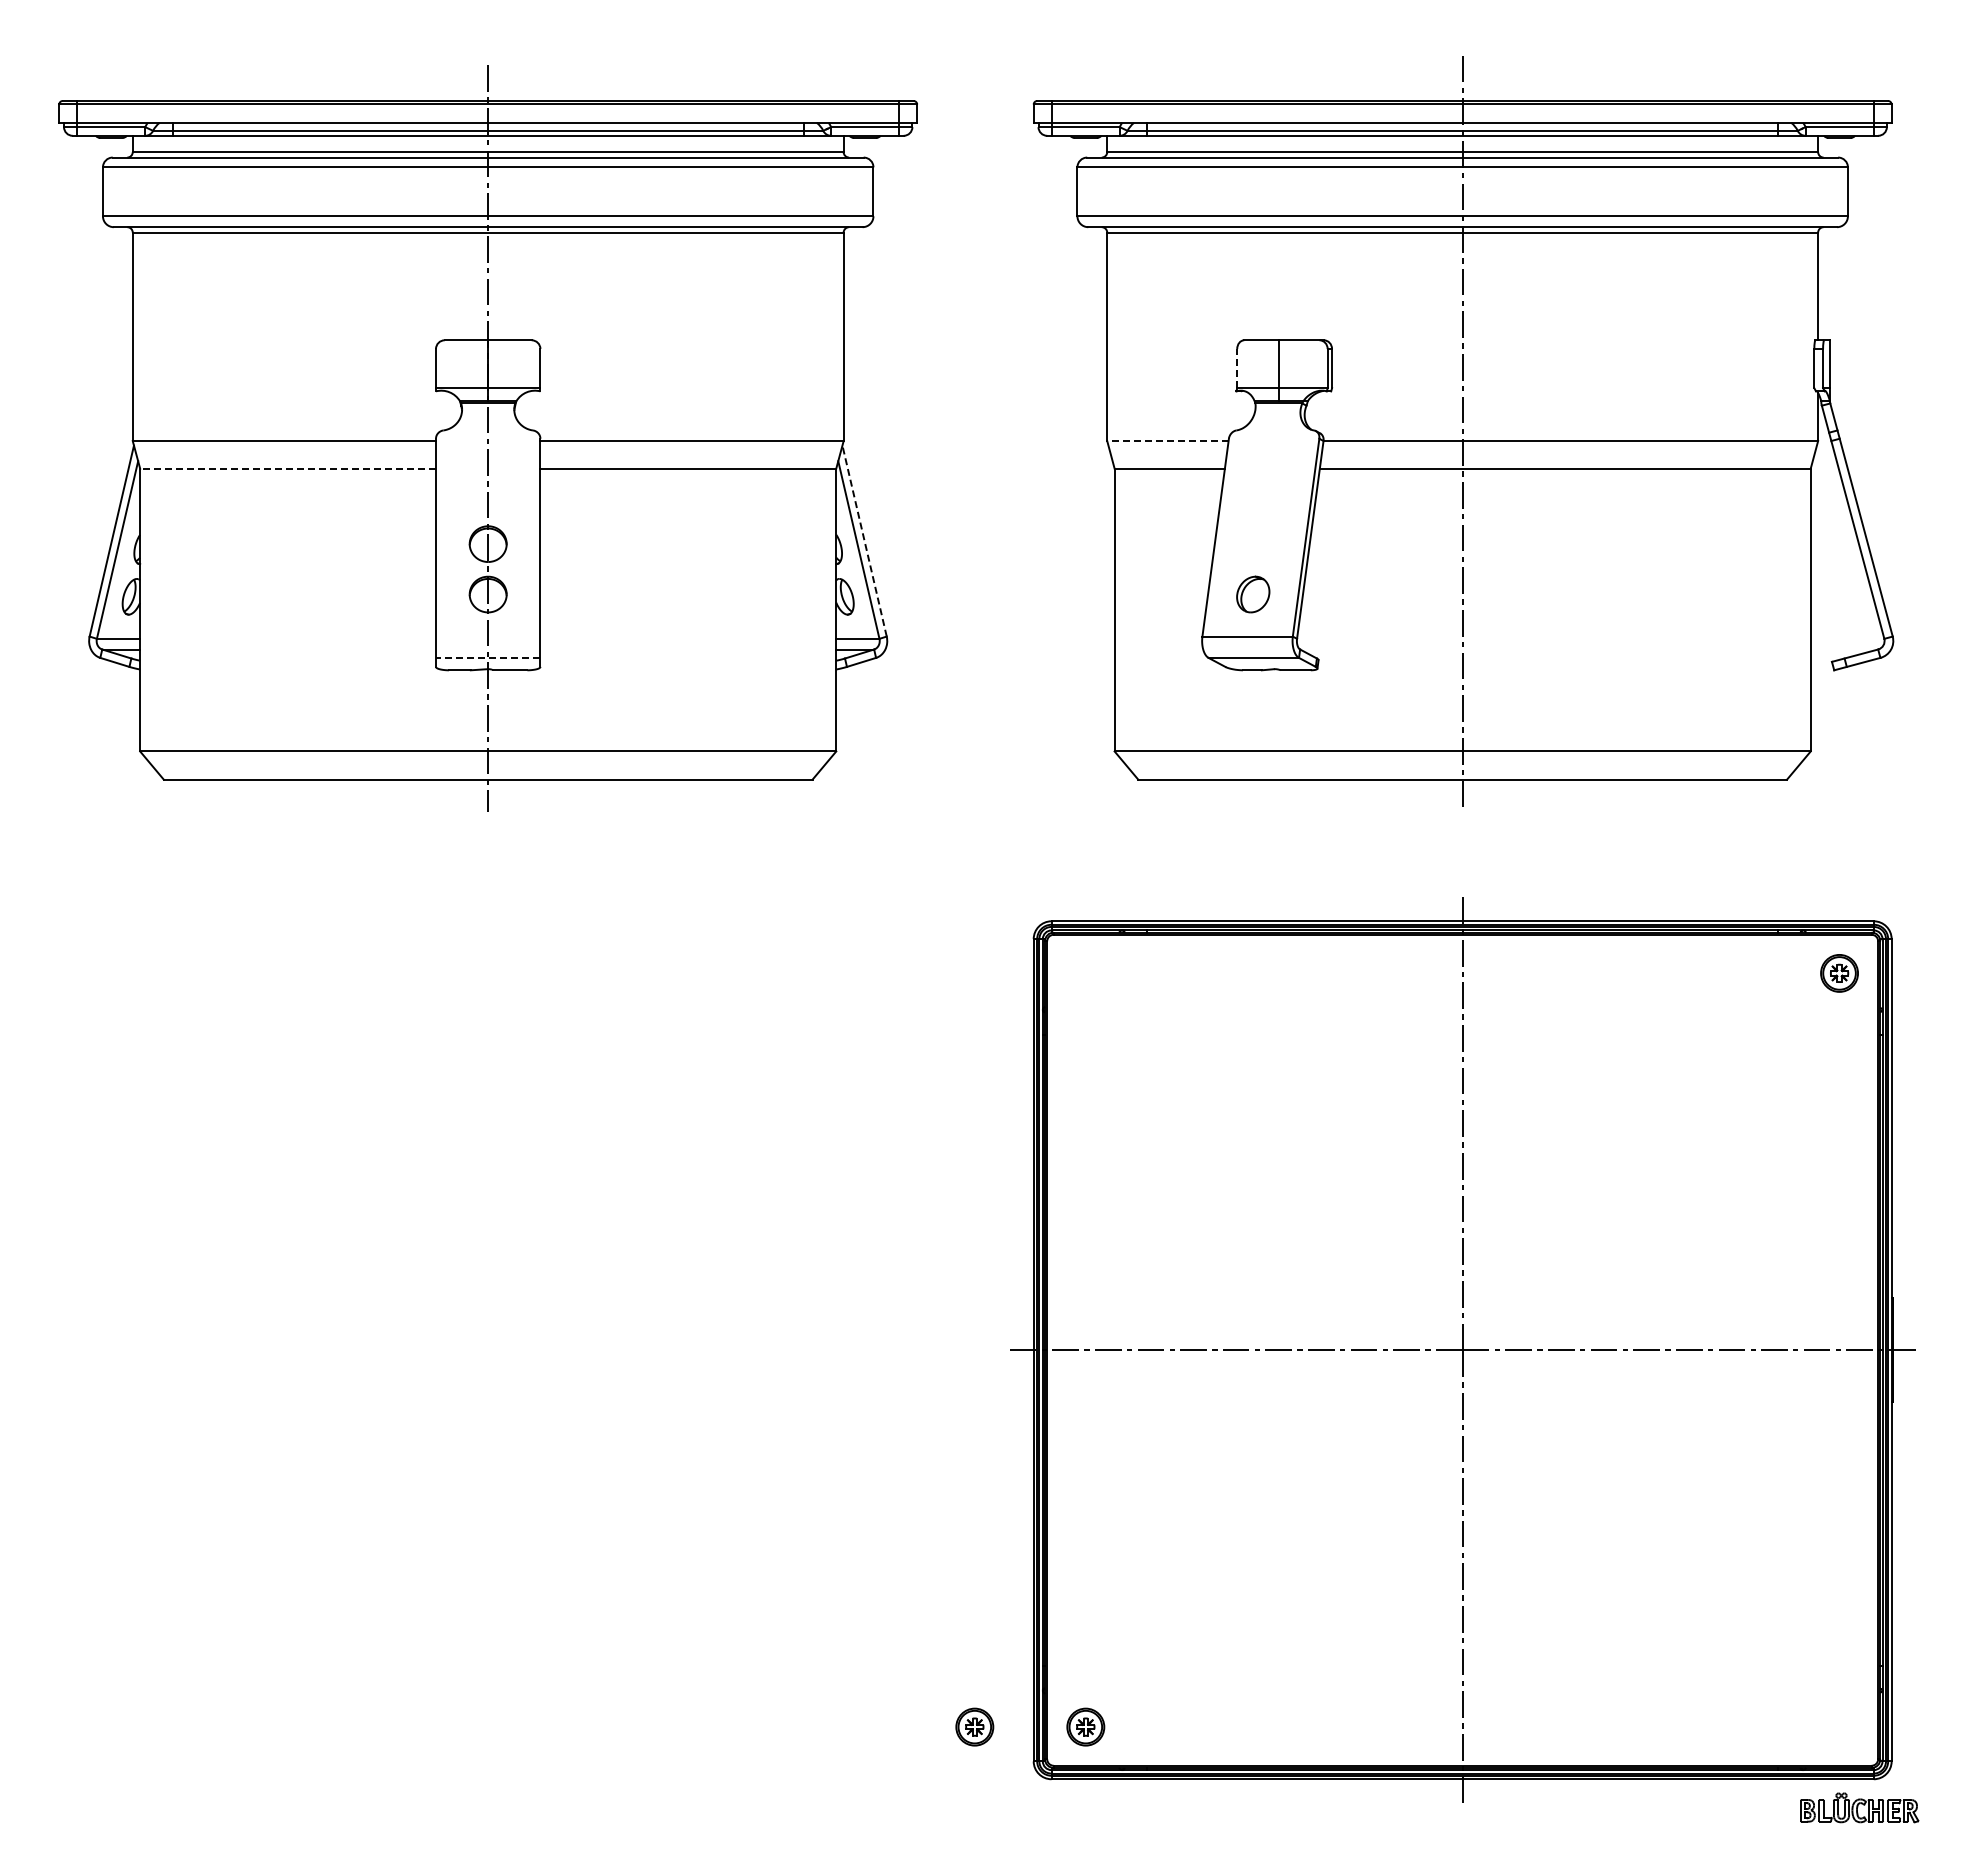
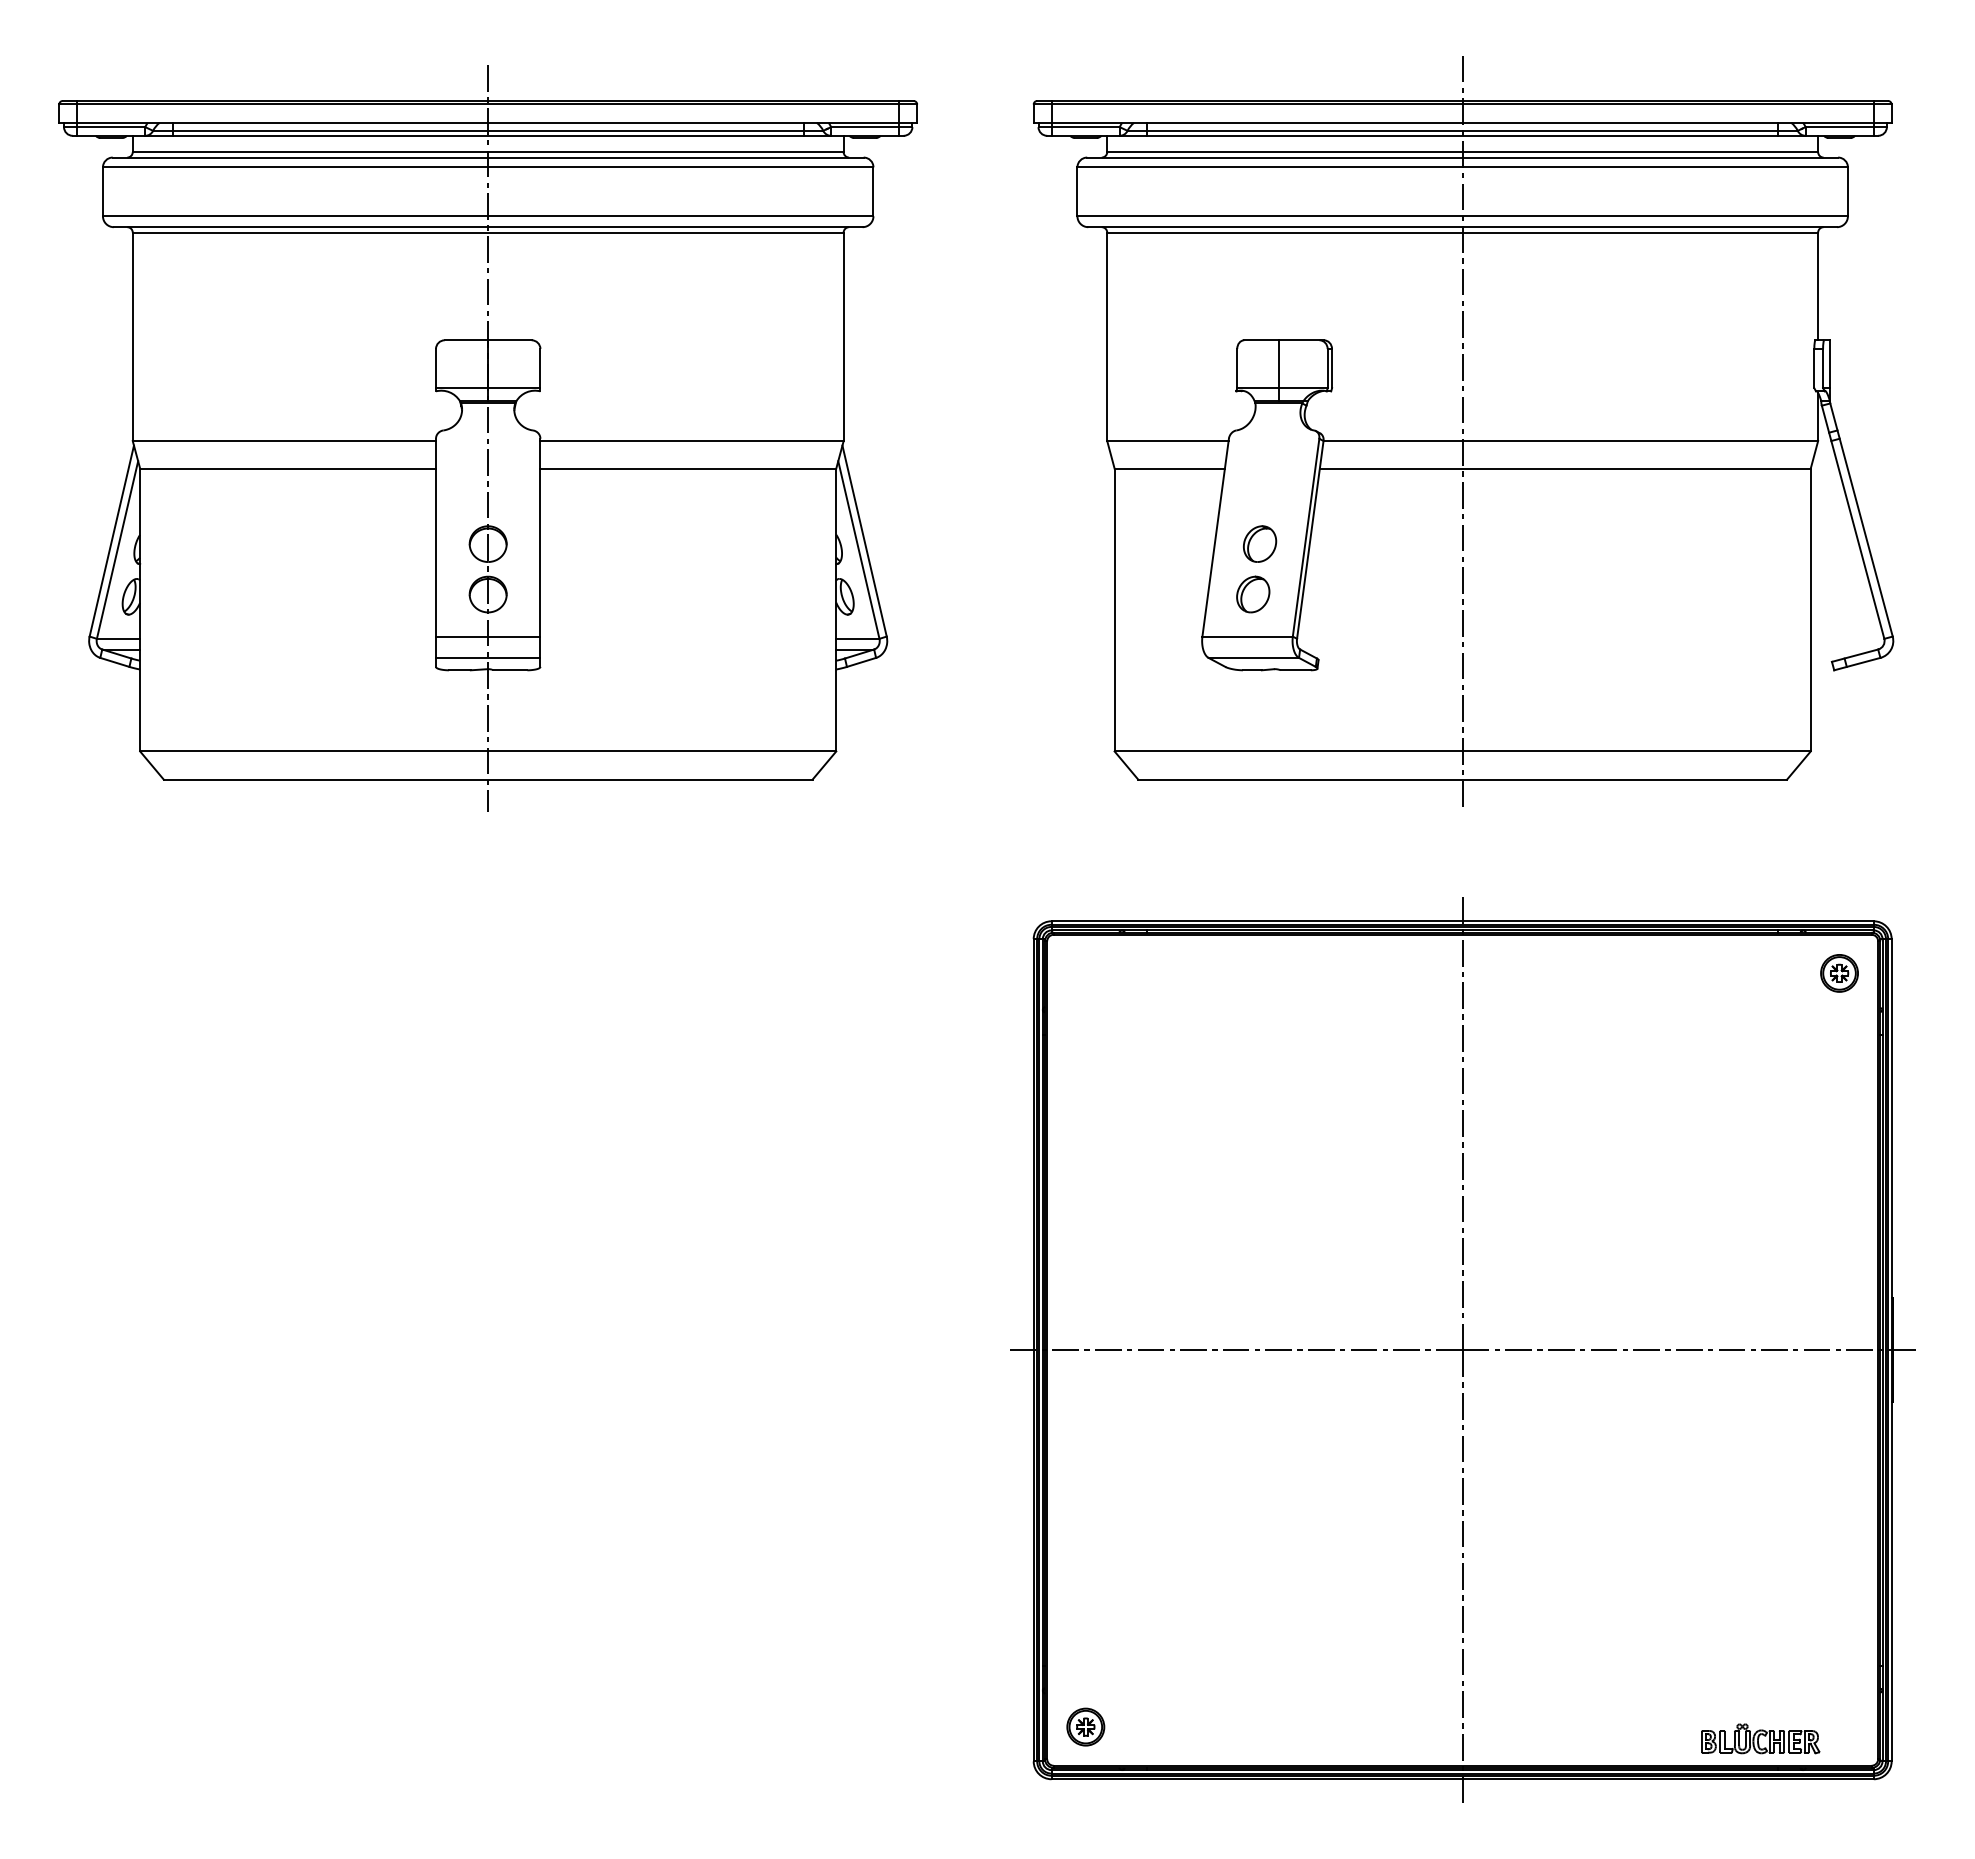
line: dashed -> solid (1237, 368)
line: dashed -> solid (1167, 441)
line: dashed -> solid (288, 468)
line: dashed -> solid (864, 540)
part: none -> present (1260, 543)
line: none -> present (488, 636)
line: dashed -> solid (487, 657)
part: present -> none (974, 1726)
part position: (1859, 1807) -> (1760, 1738) (1760, 1738)
